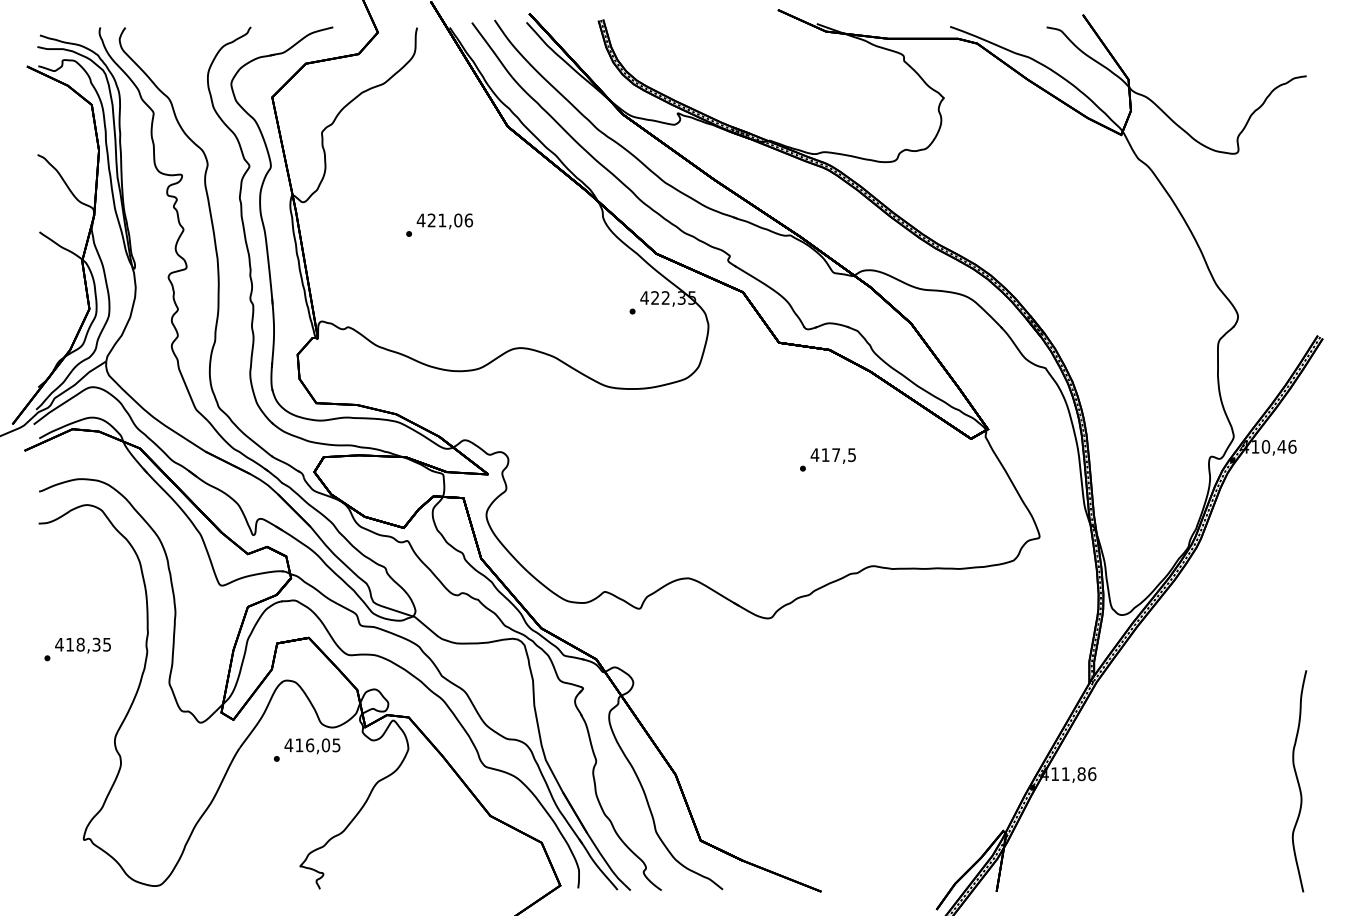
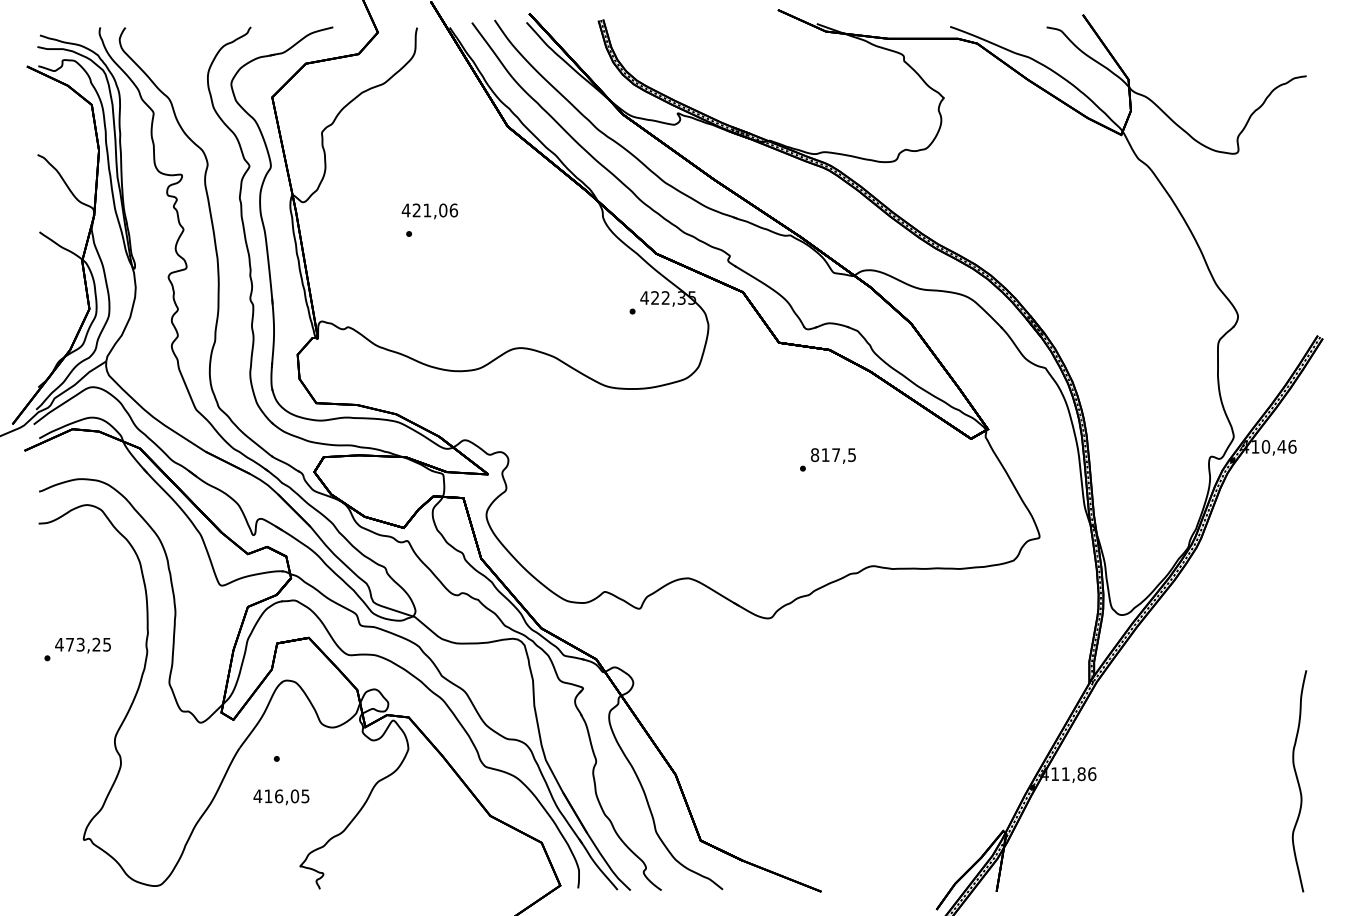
text position: (444, 221) -> (429, 211) (429, 211)
text: 417,5 -> 817,5 (814, 454)
text: 418,35 -> 473,25 (83, 644)
text position: (312, 746) -> (281, 797) (281, 797)
